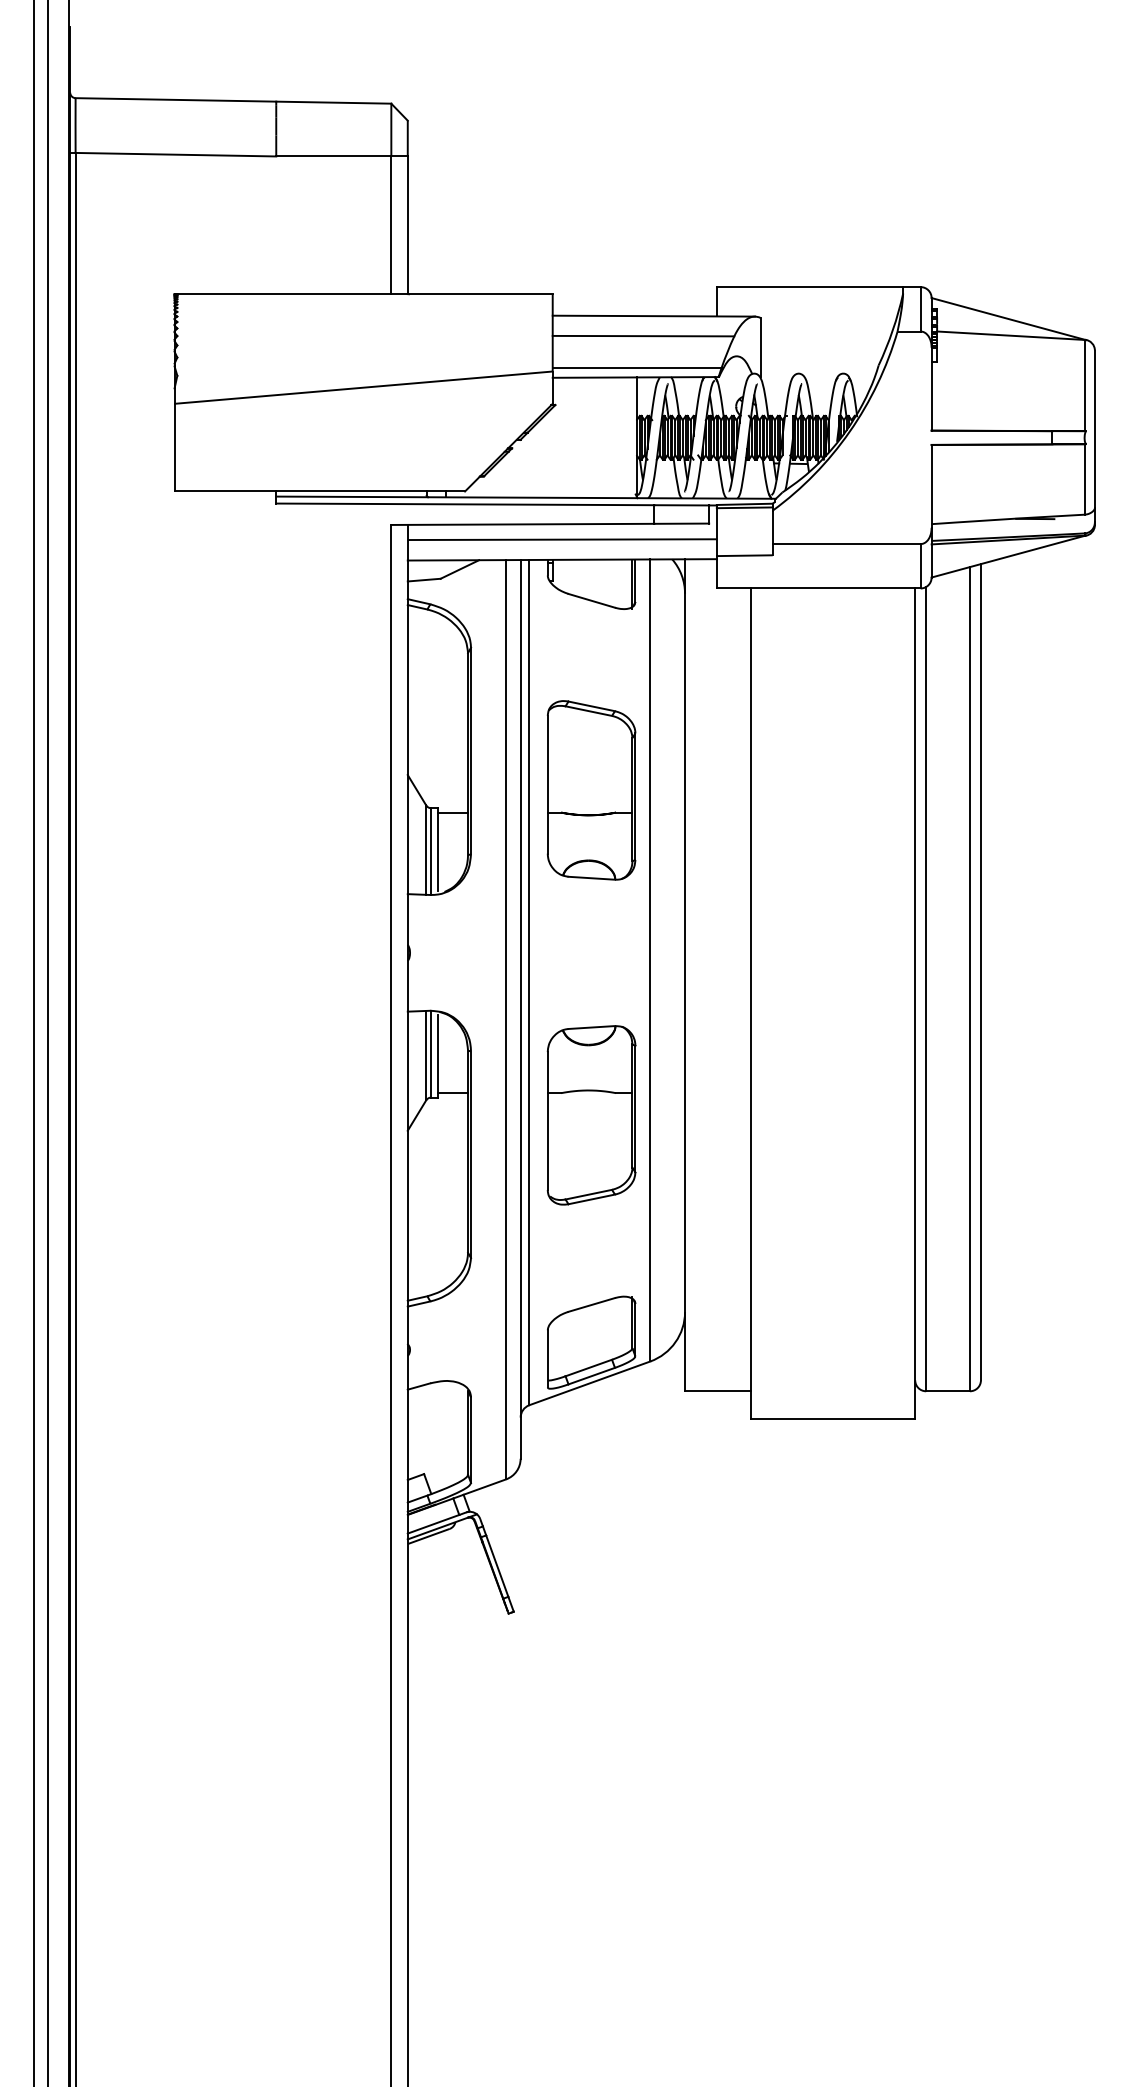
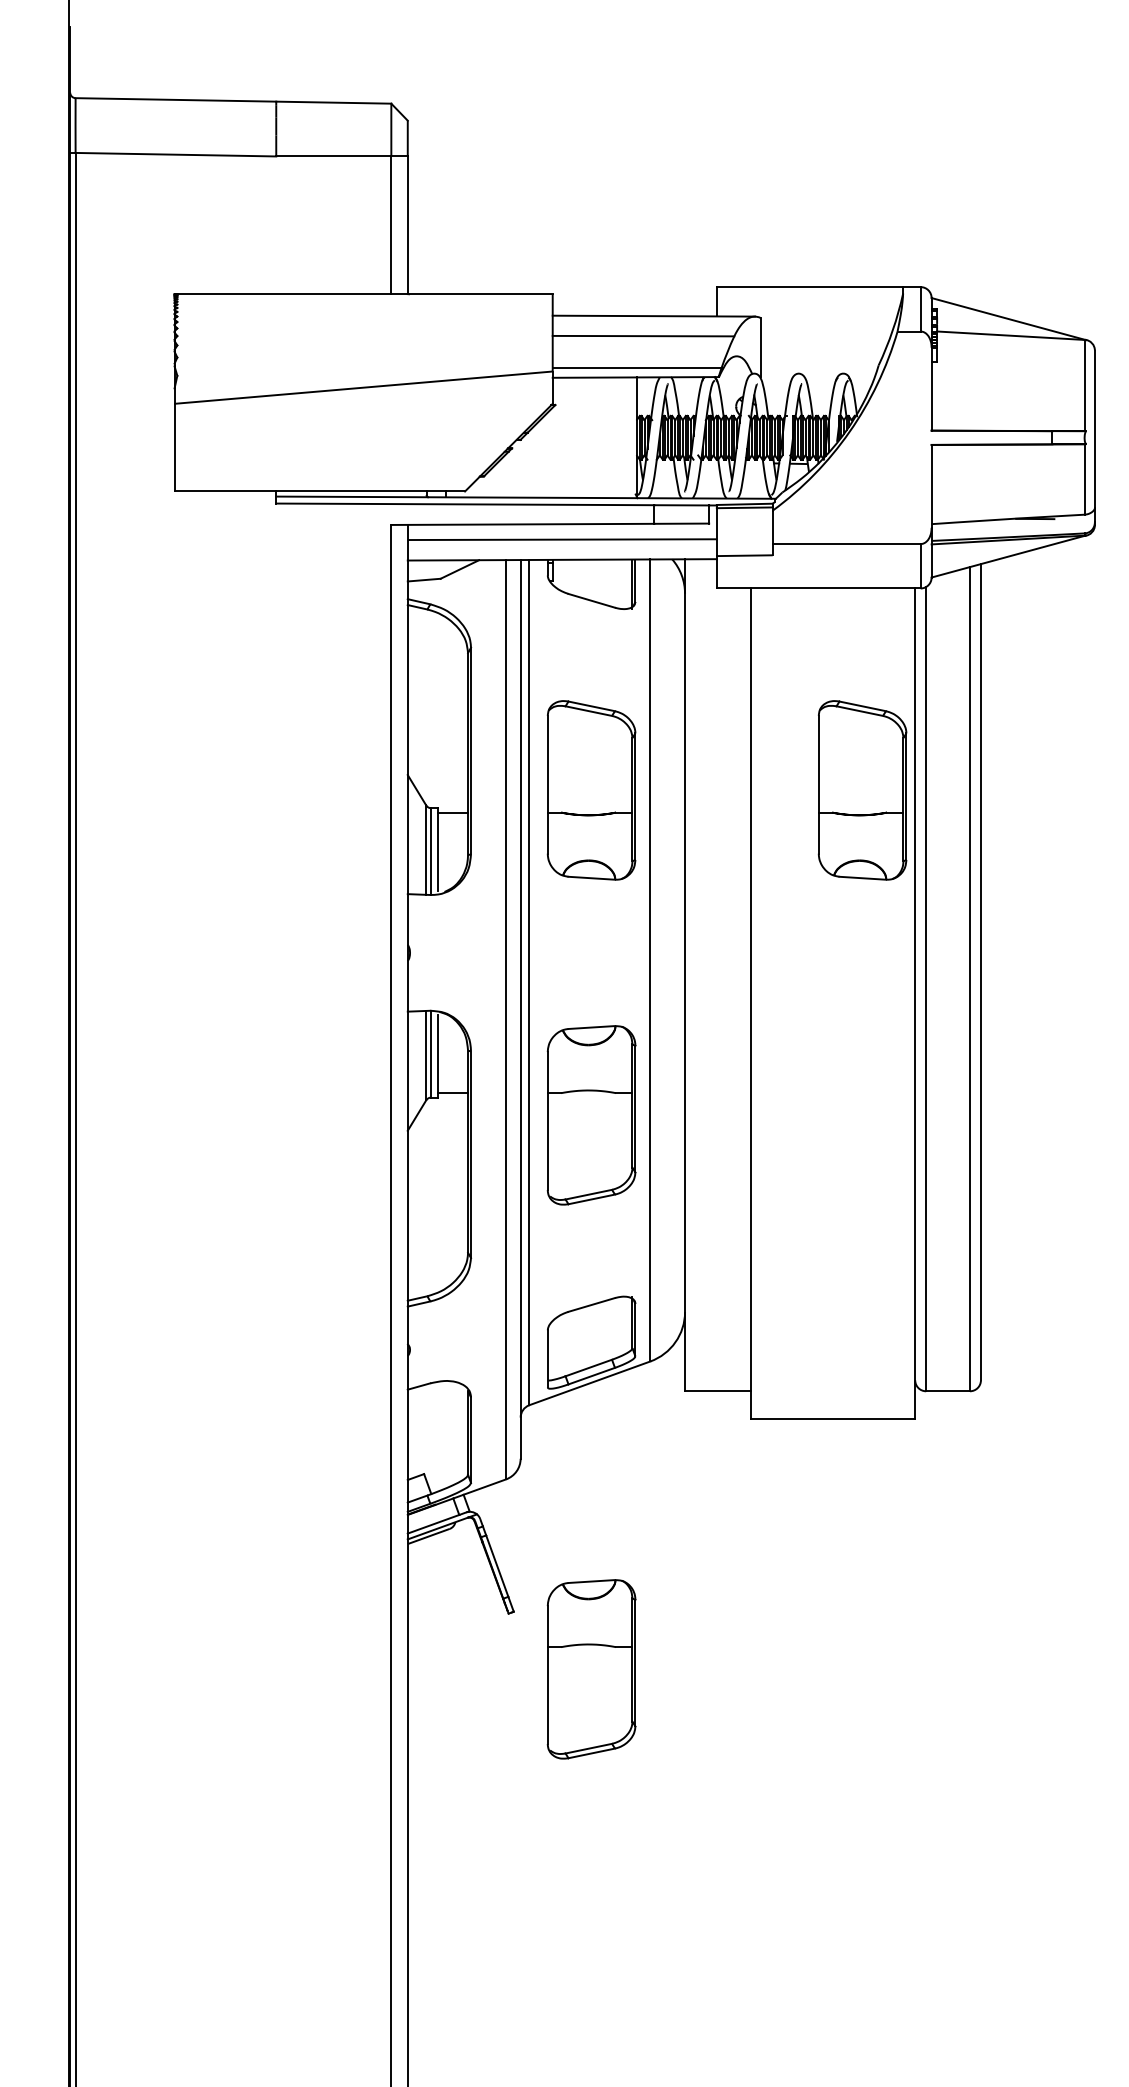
part: none -> present (862, 790)
line: present -> none (34, 1042)
line: present -> none (47, 1042)
part: none -> present (591, 1669)
